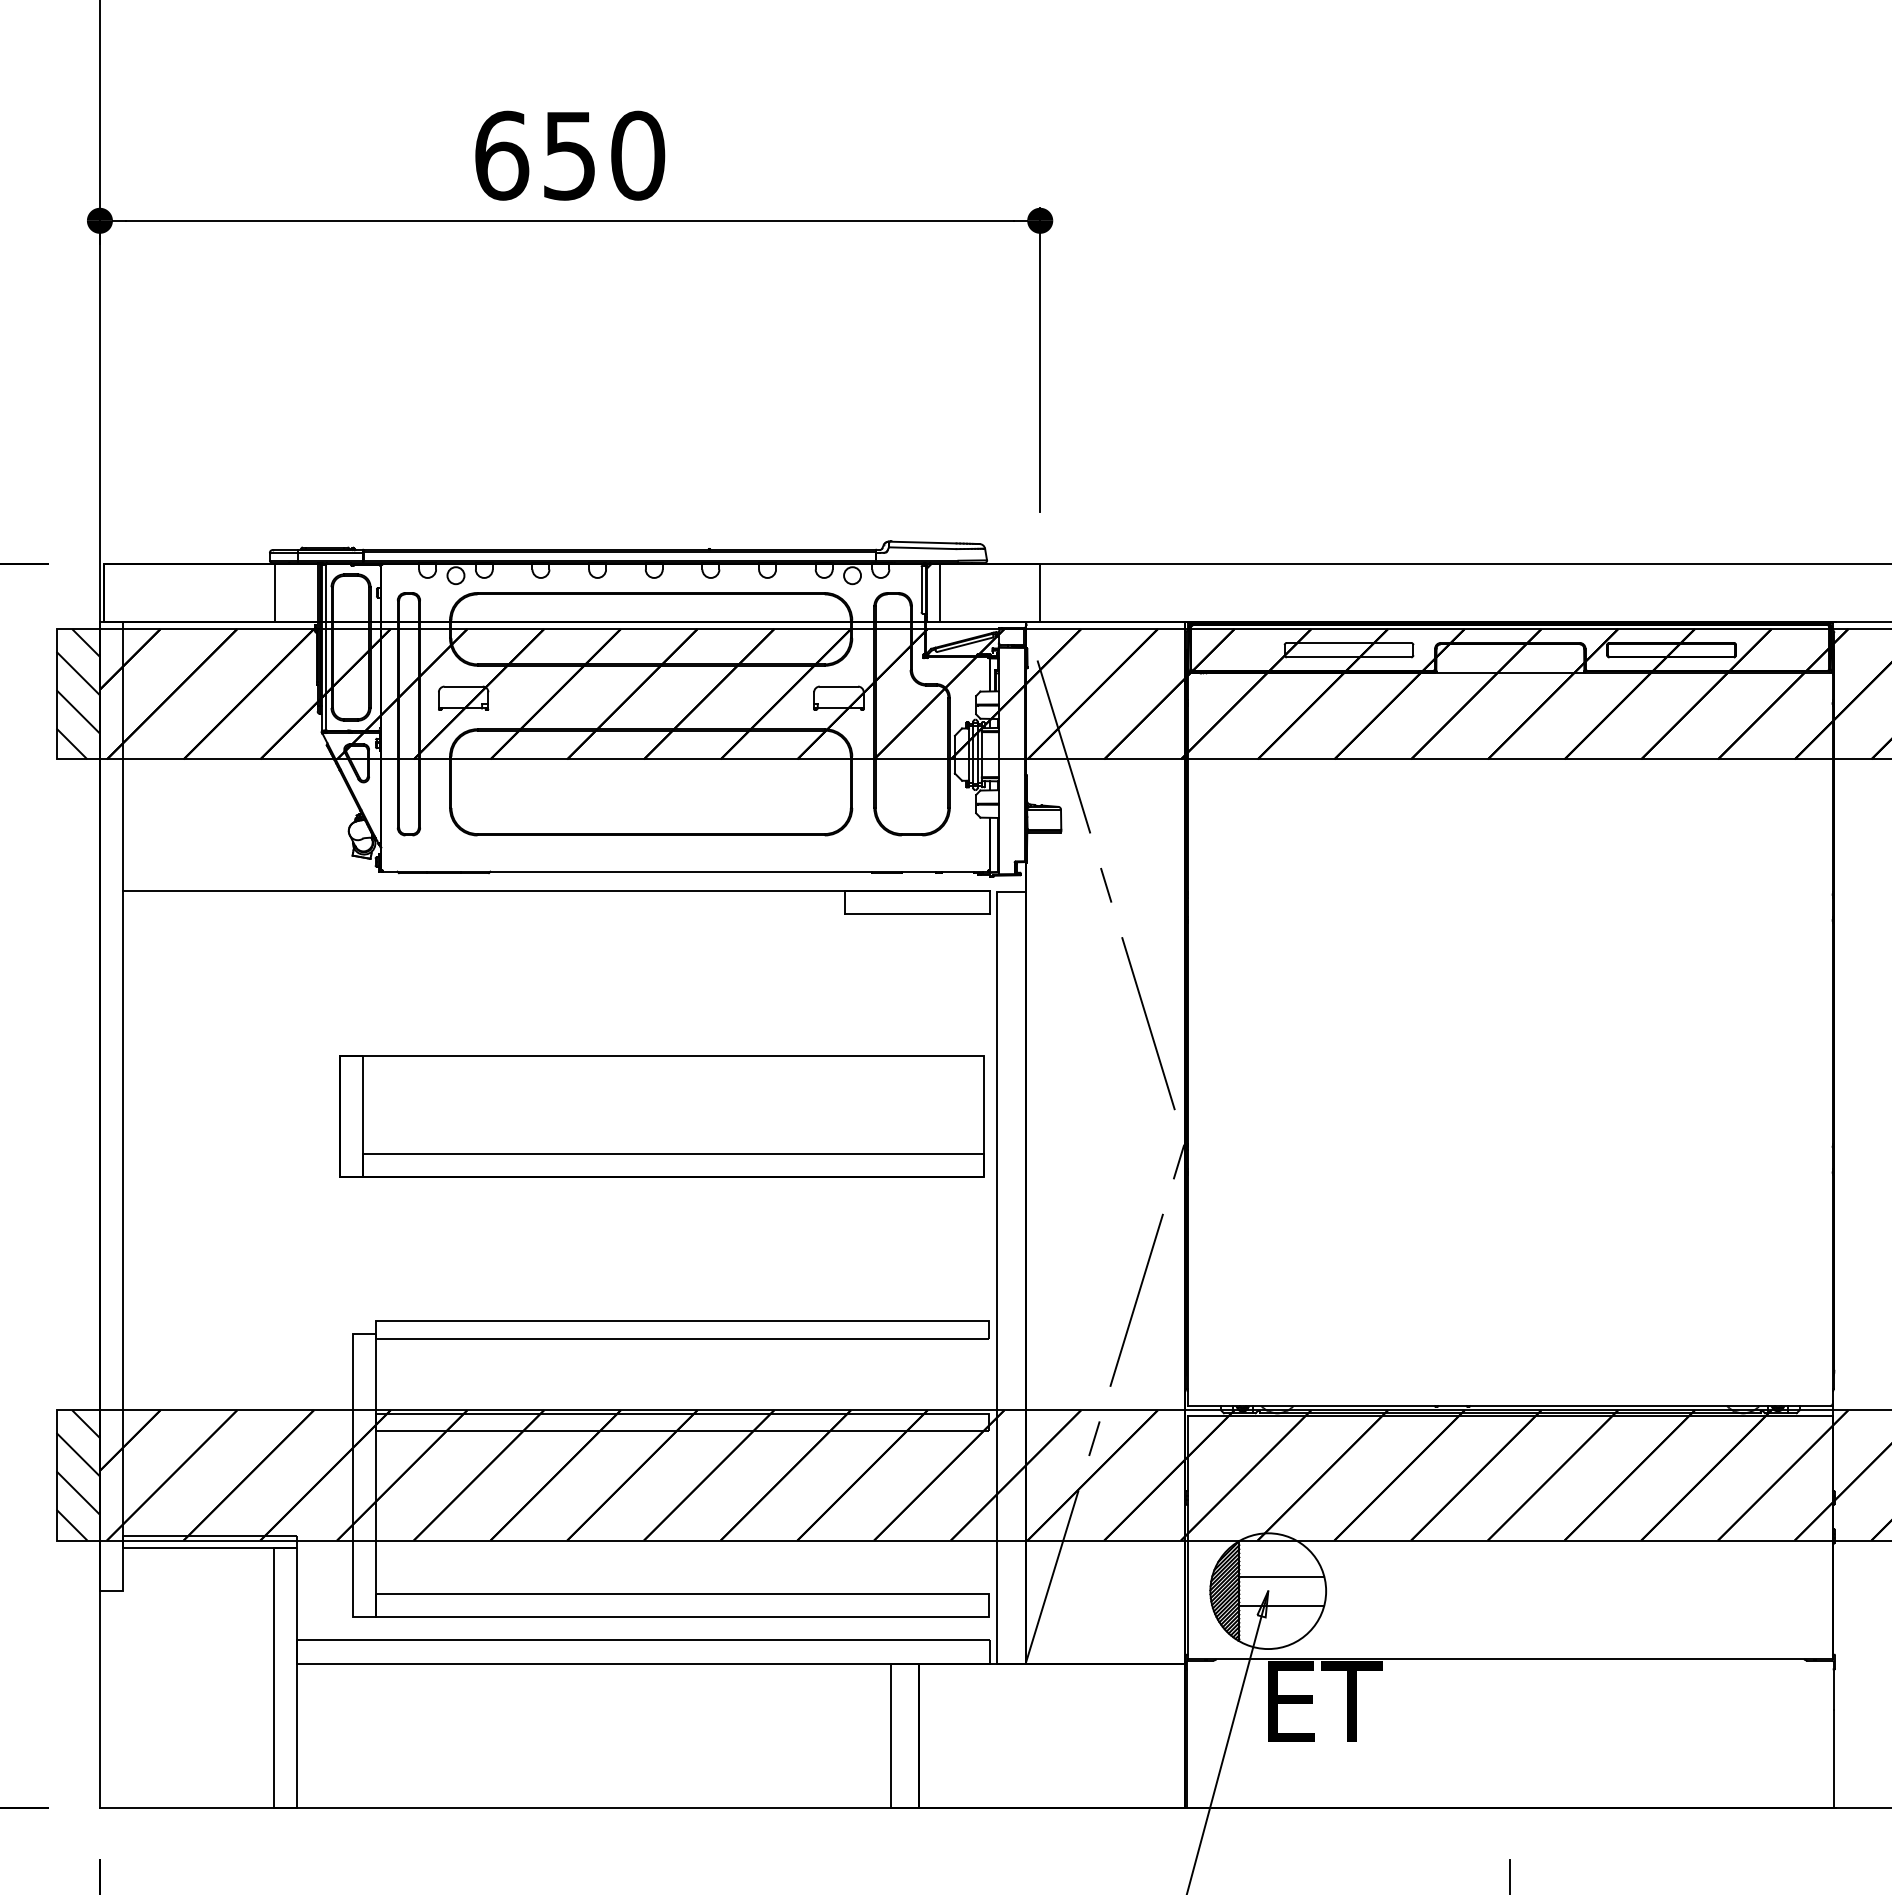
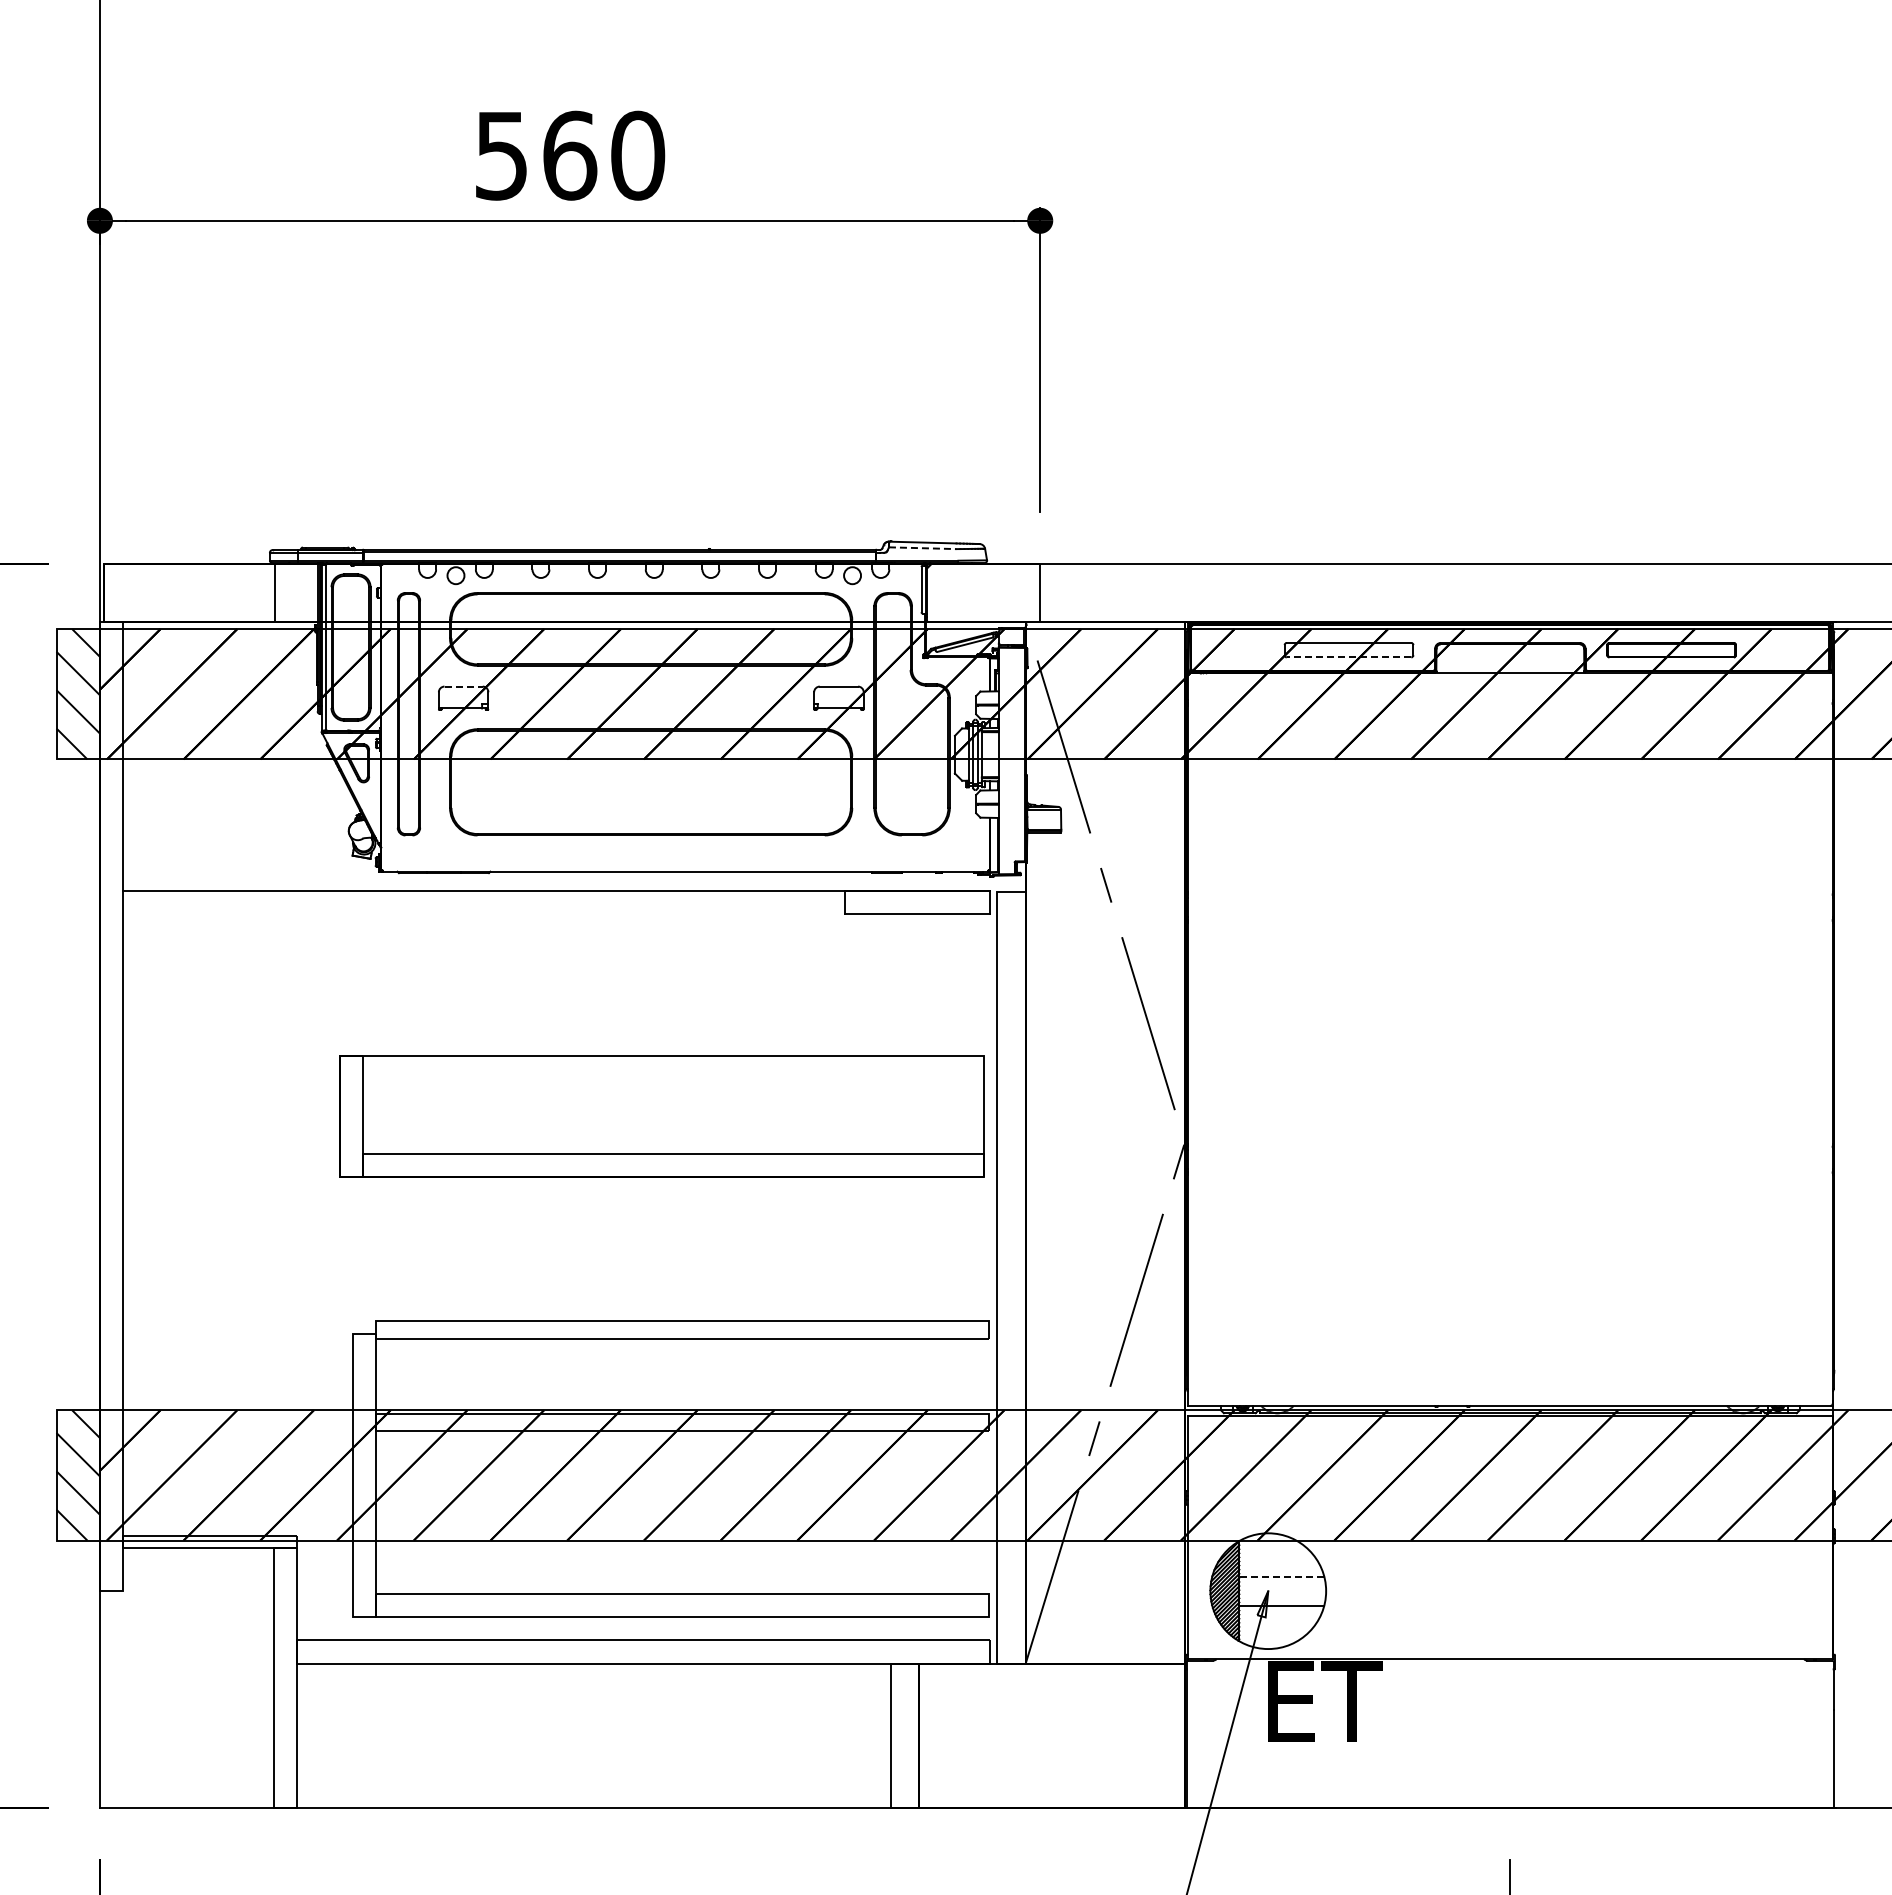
text: 650 -> 560 (536, 155)
line: solid -> dashed (922, 548)
line: present -> none (940, 592)
line: solid -> dashed (1348, 657)
line: solid -> dashed (464, 686)
line: solid -> dashed (1281, 1576)
